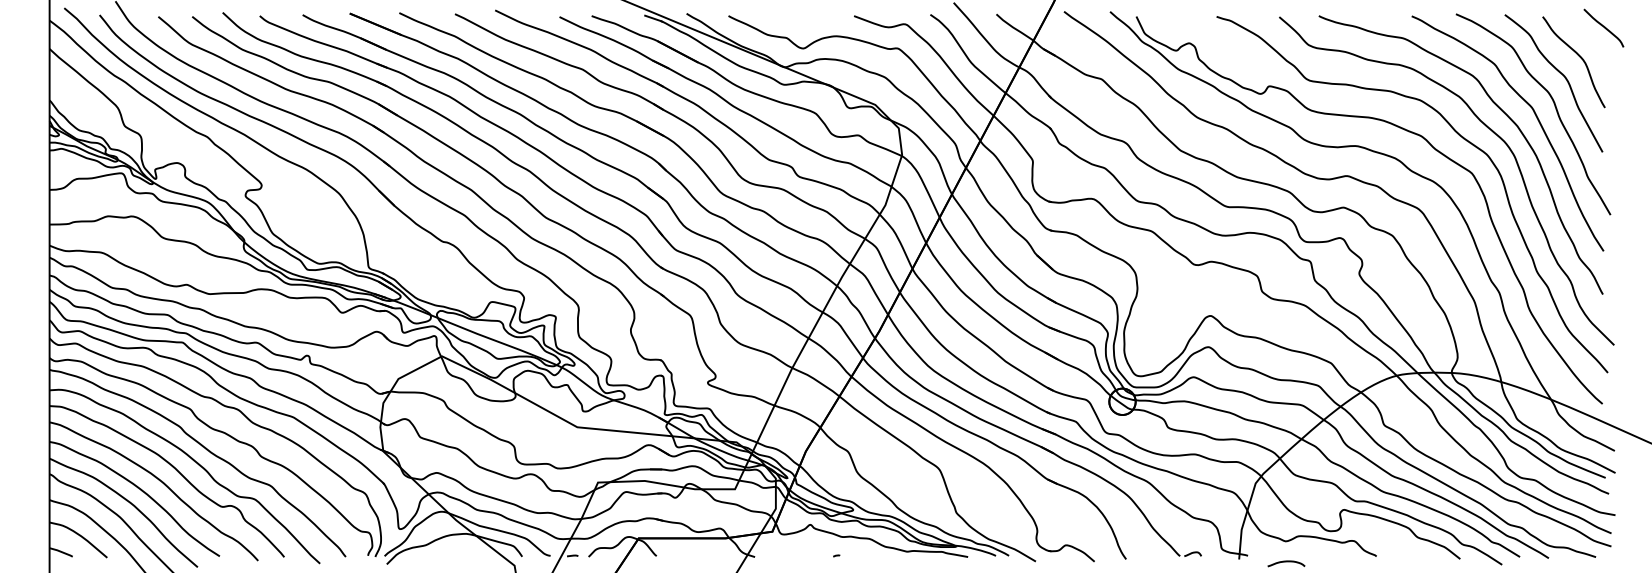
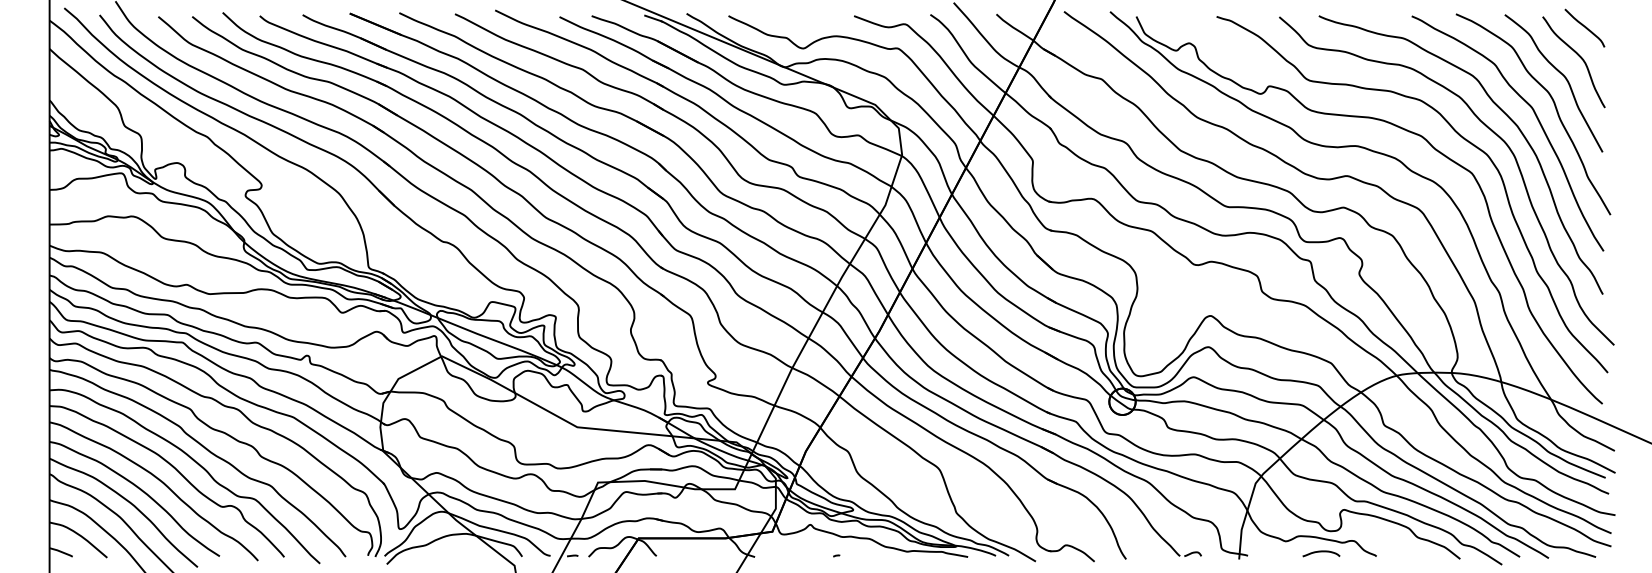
curve position: (1603, 27) -> (1584, 27) (1584, 27)
curve position: (1286, 562) -> (1321, 552) (1321, 552)
